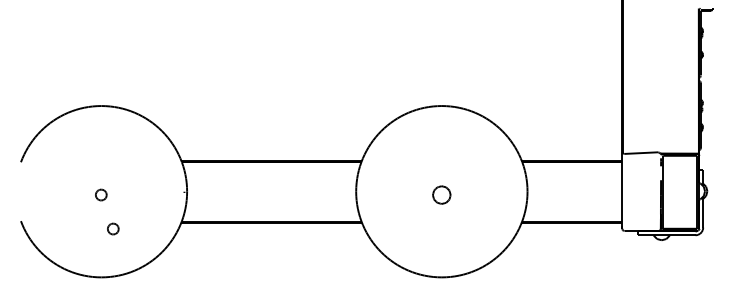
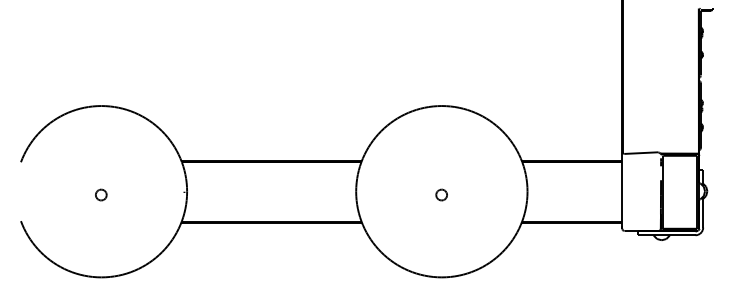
part size: 20x20 px -> 13x14 px (441, 194)
part: present -> none (113, 228)
